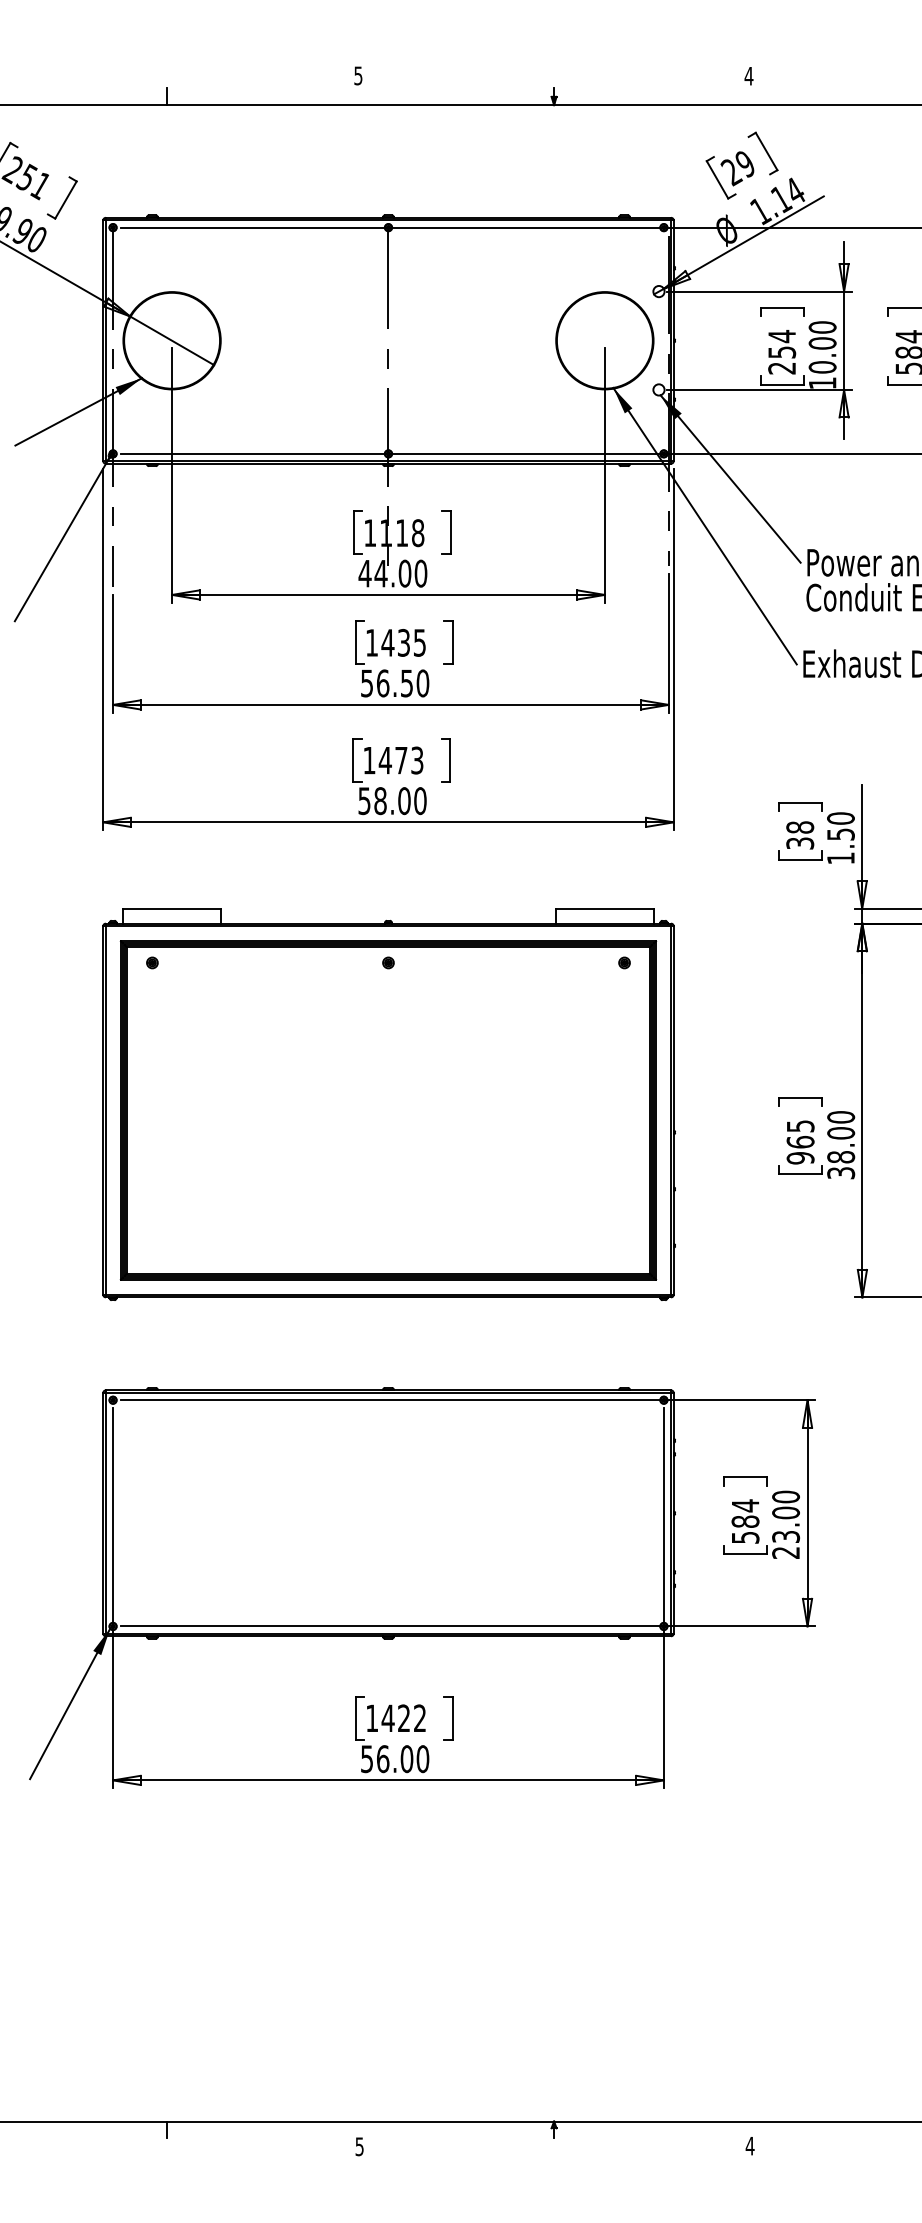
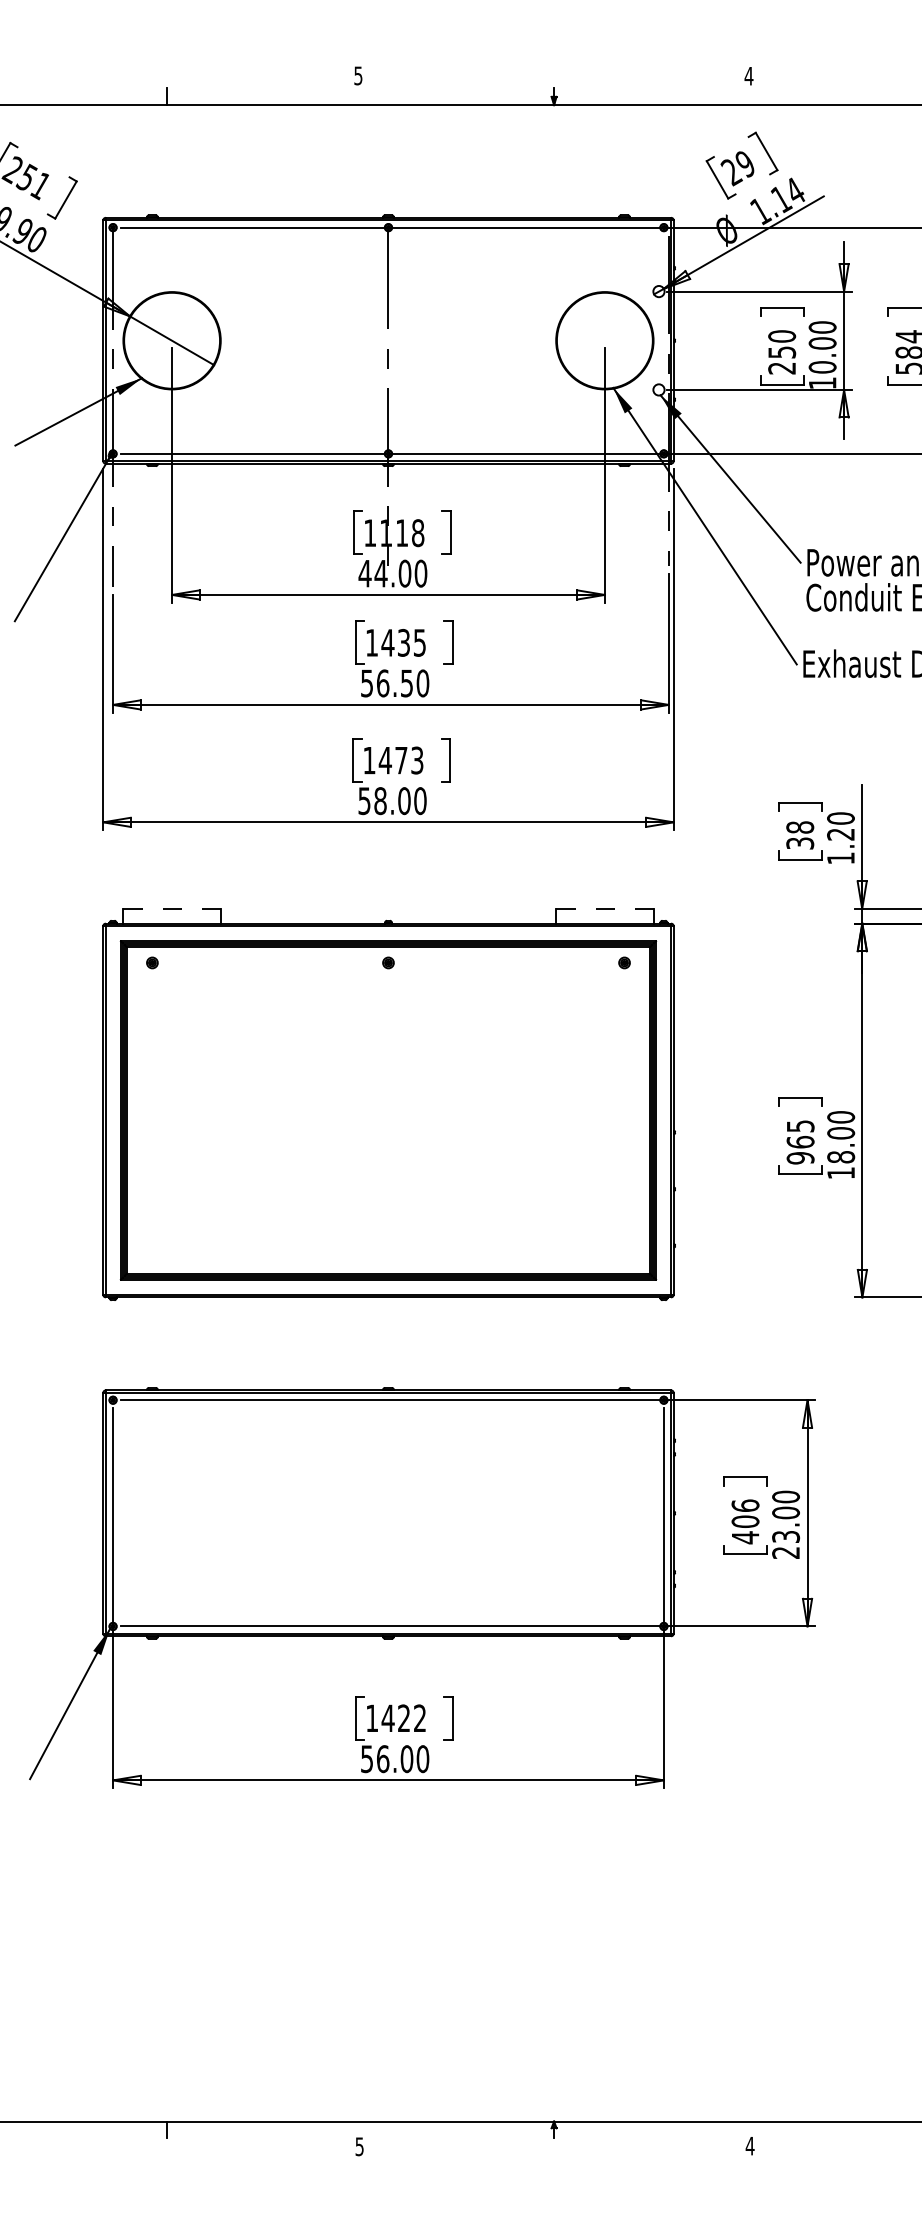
text: 254 -> 250 (782, 336)
text: 1.50 -> 1.20 (840, 834)
line: solid -> dashed (172, 908)
line: solid -> dashed (604, 908)
text: 38.00 -> 18.00 (841, 1173)
text: 584 -> 406 (745, 1521)
